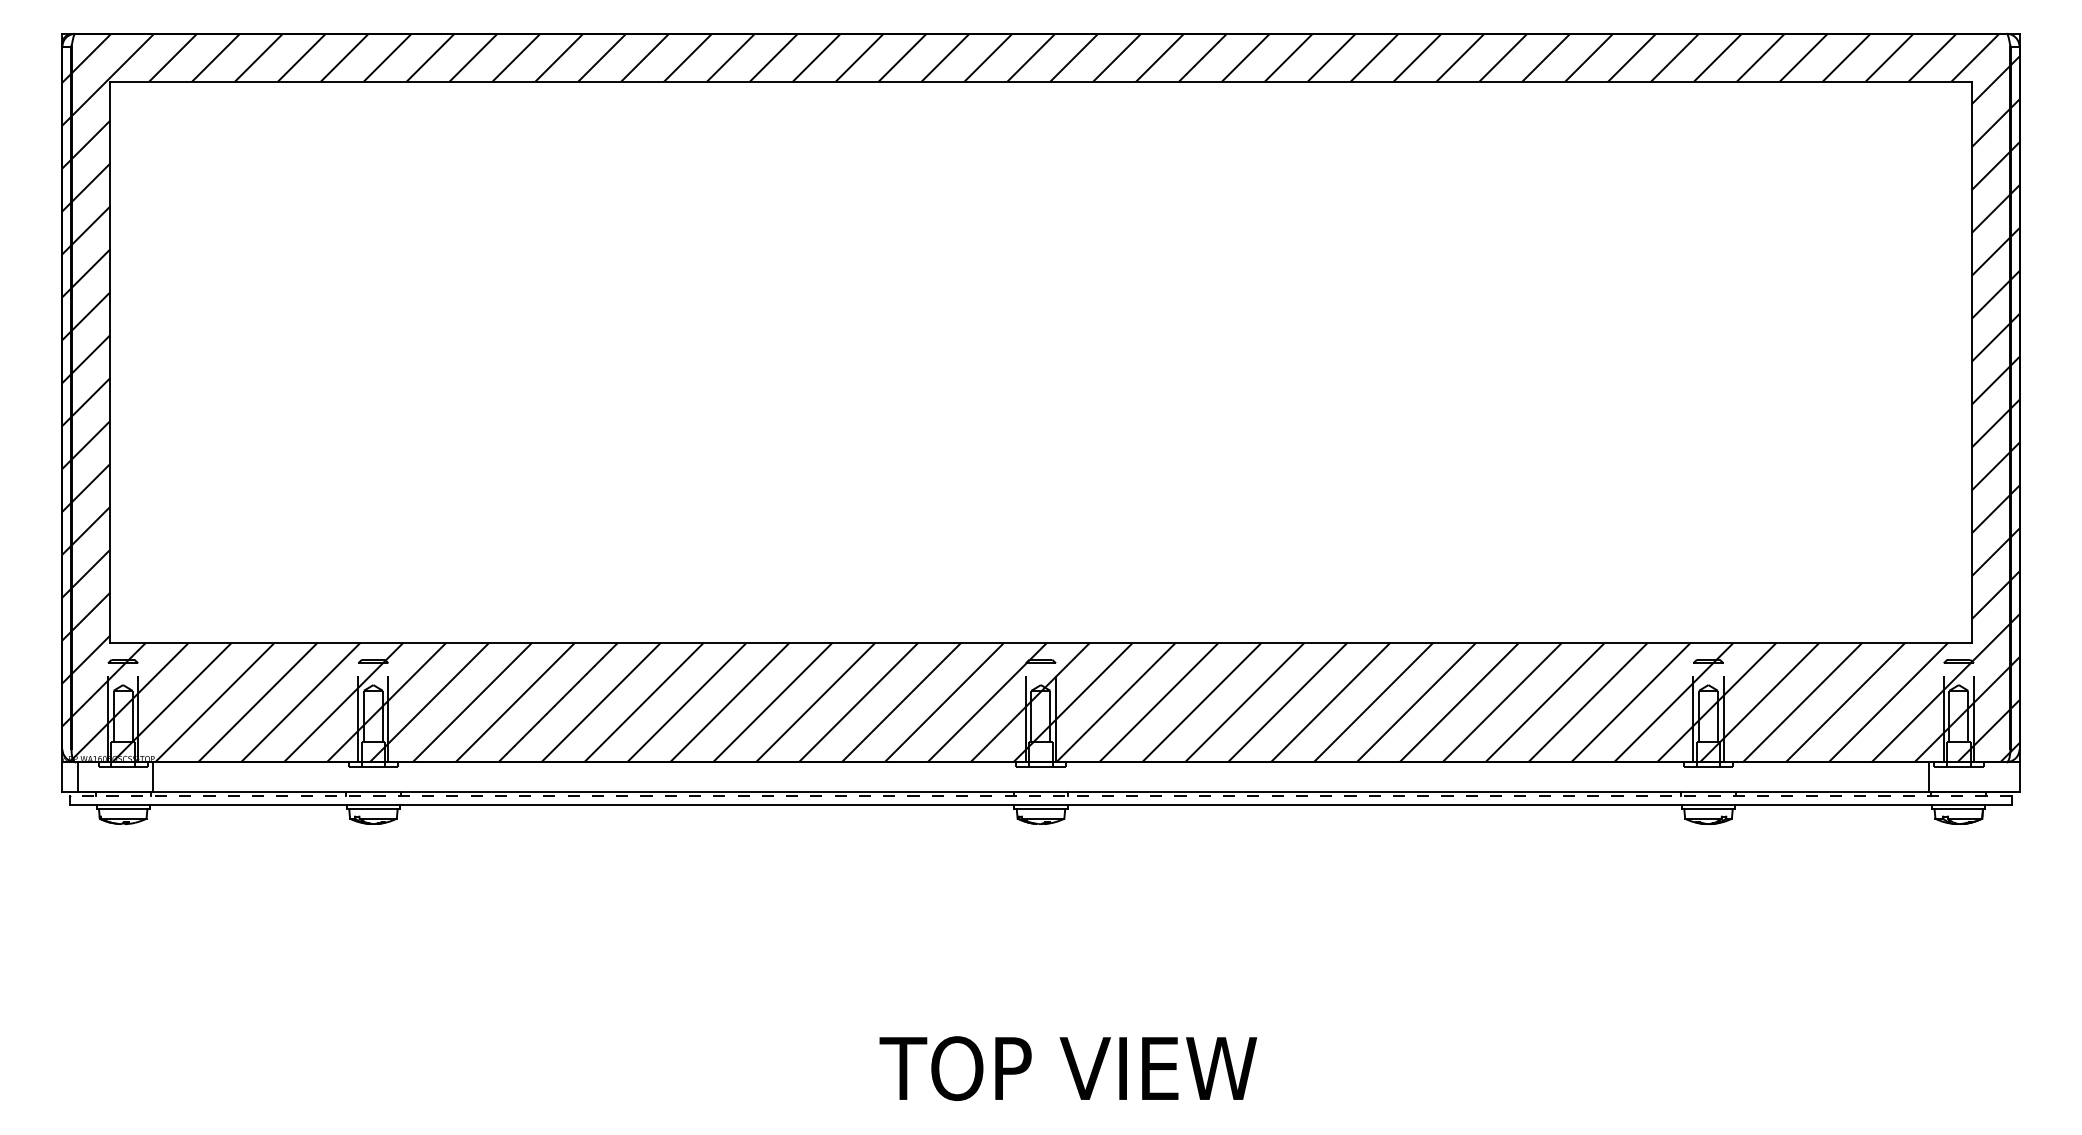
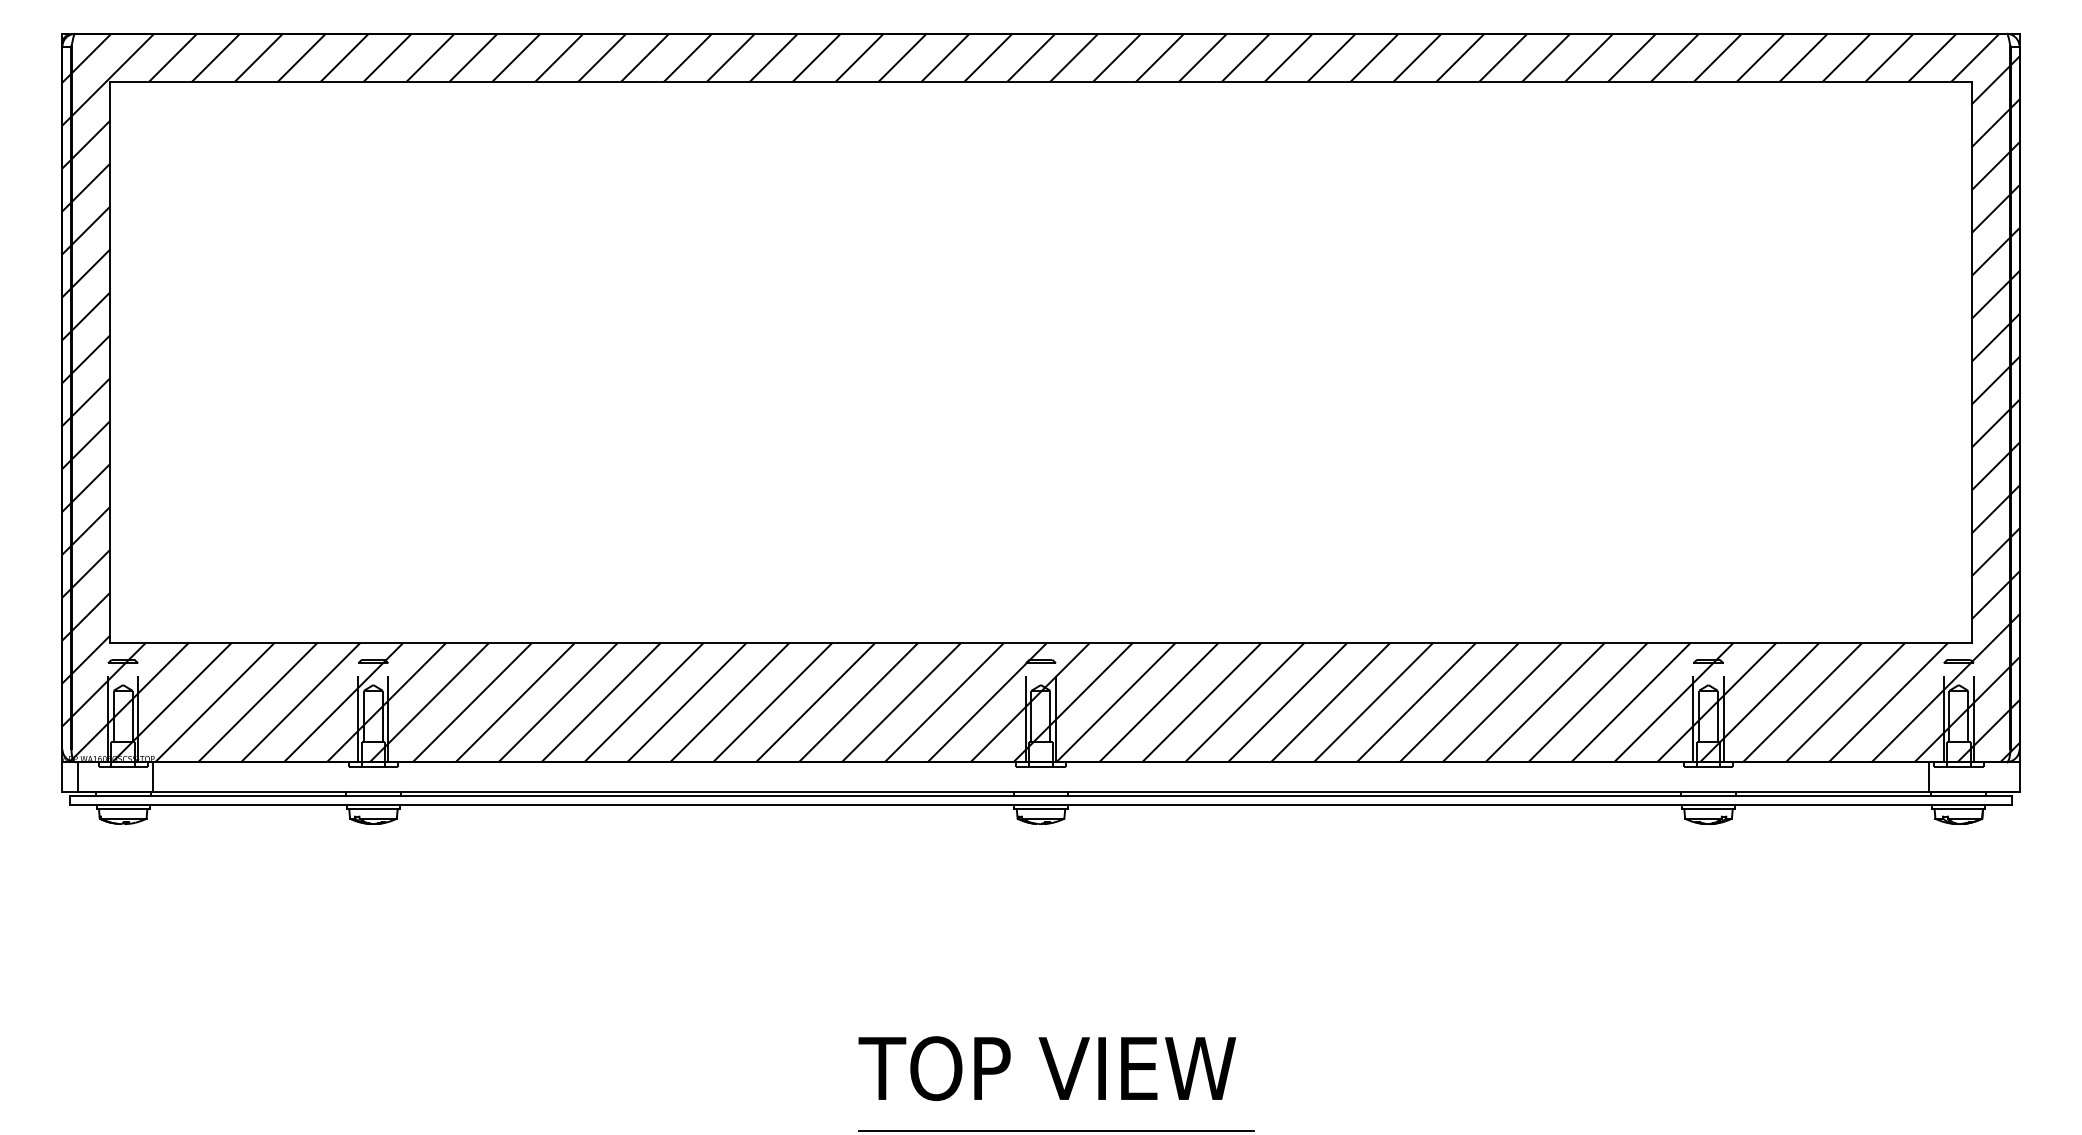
line: dashed -> solid (1040, 796)
text position: (1068, 1068) -> (1047, 1068) (1047, 1068)
line: none -> present (1056, 1130)
